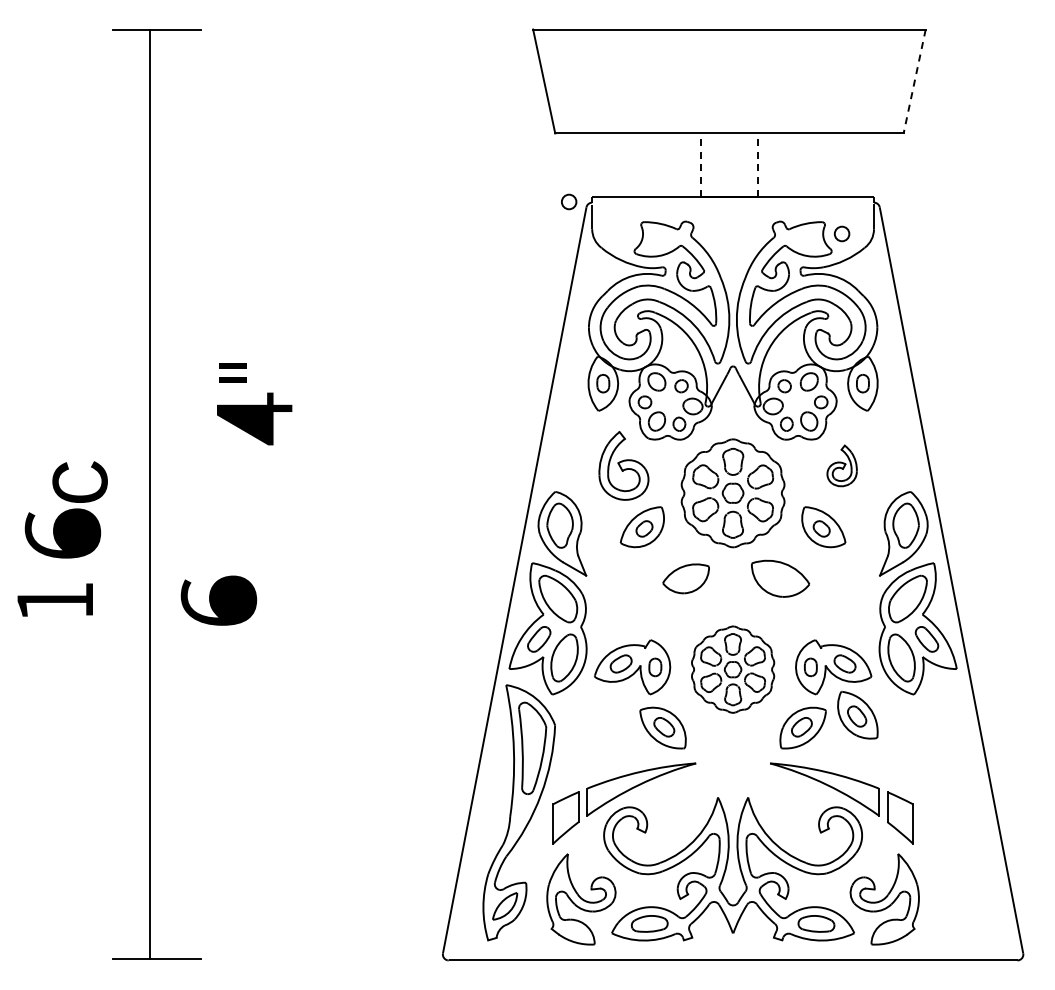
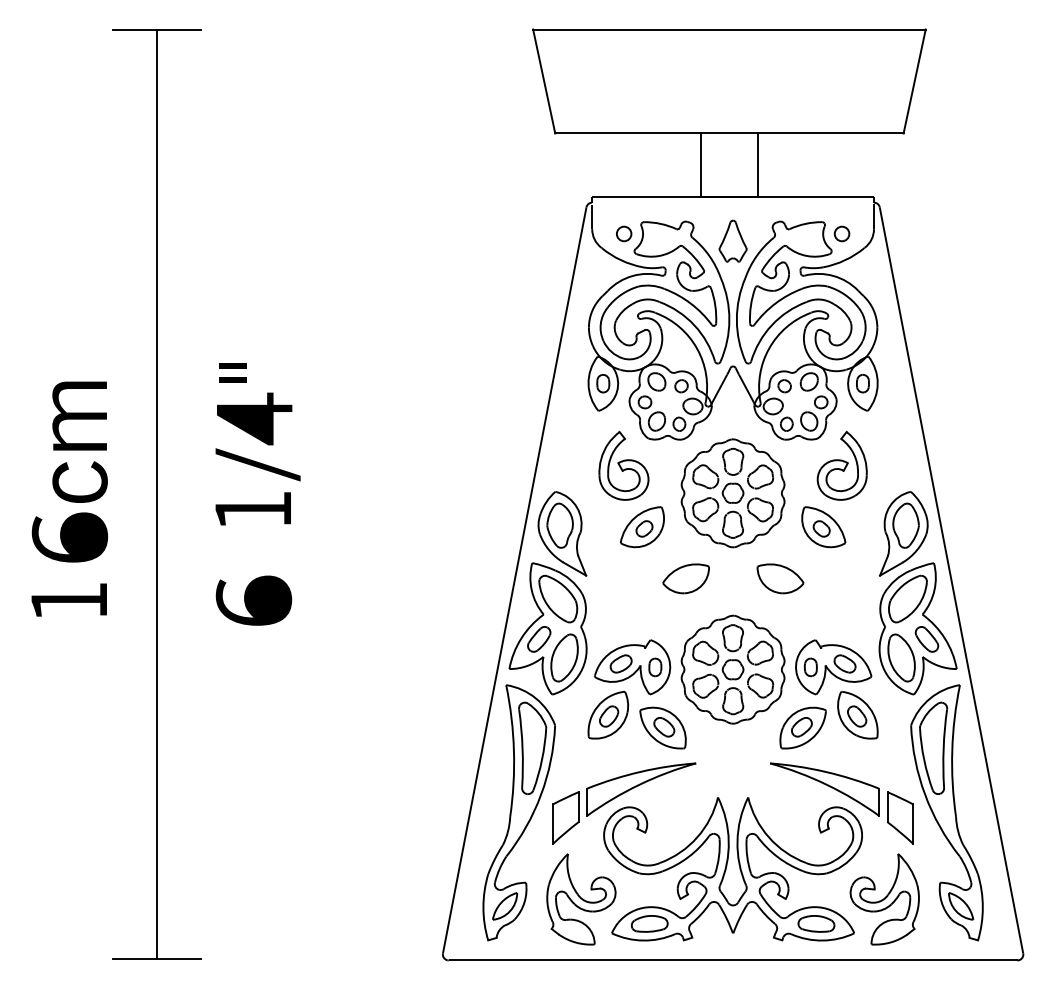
line: dashed -> solid (914, 81)
line: dashed -> solid (700, 165)
line: dashed -> solid (758, 165)
circle position: (569, 201) -> (624, 233) (624, 233)
part: none -> present (732, 240)
fill: none -> present (79, 415)
fill: none -> present (257, 464)
part size: 32x44 px -> 52x70 px (841, 465)
line position: (149, 493) -> (156, 493) (156, 493)
fill: none -> present (253, 508)
part position: (62, 533) -> (69, 537) (69, 537)
part size: 60x39 px -> 49x32 px (780, 578)
part position: (54, 599) -> (68, 599) (68, 599)
part position: (218, 600) -> (253, 600) (253, 600)
part size: 85x89 px -> 106x111 px (732, 669)
part: none -> present (608, 714)
part: none -> present (946, 812)
